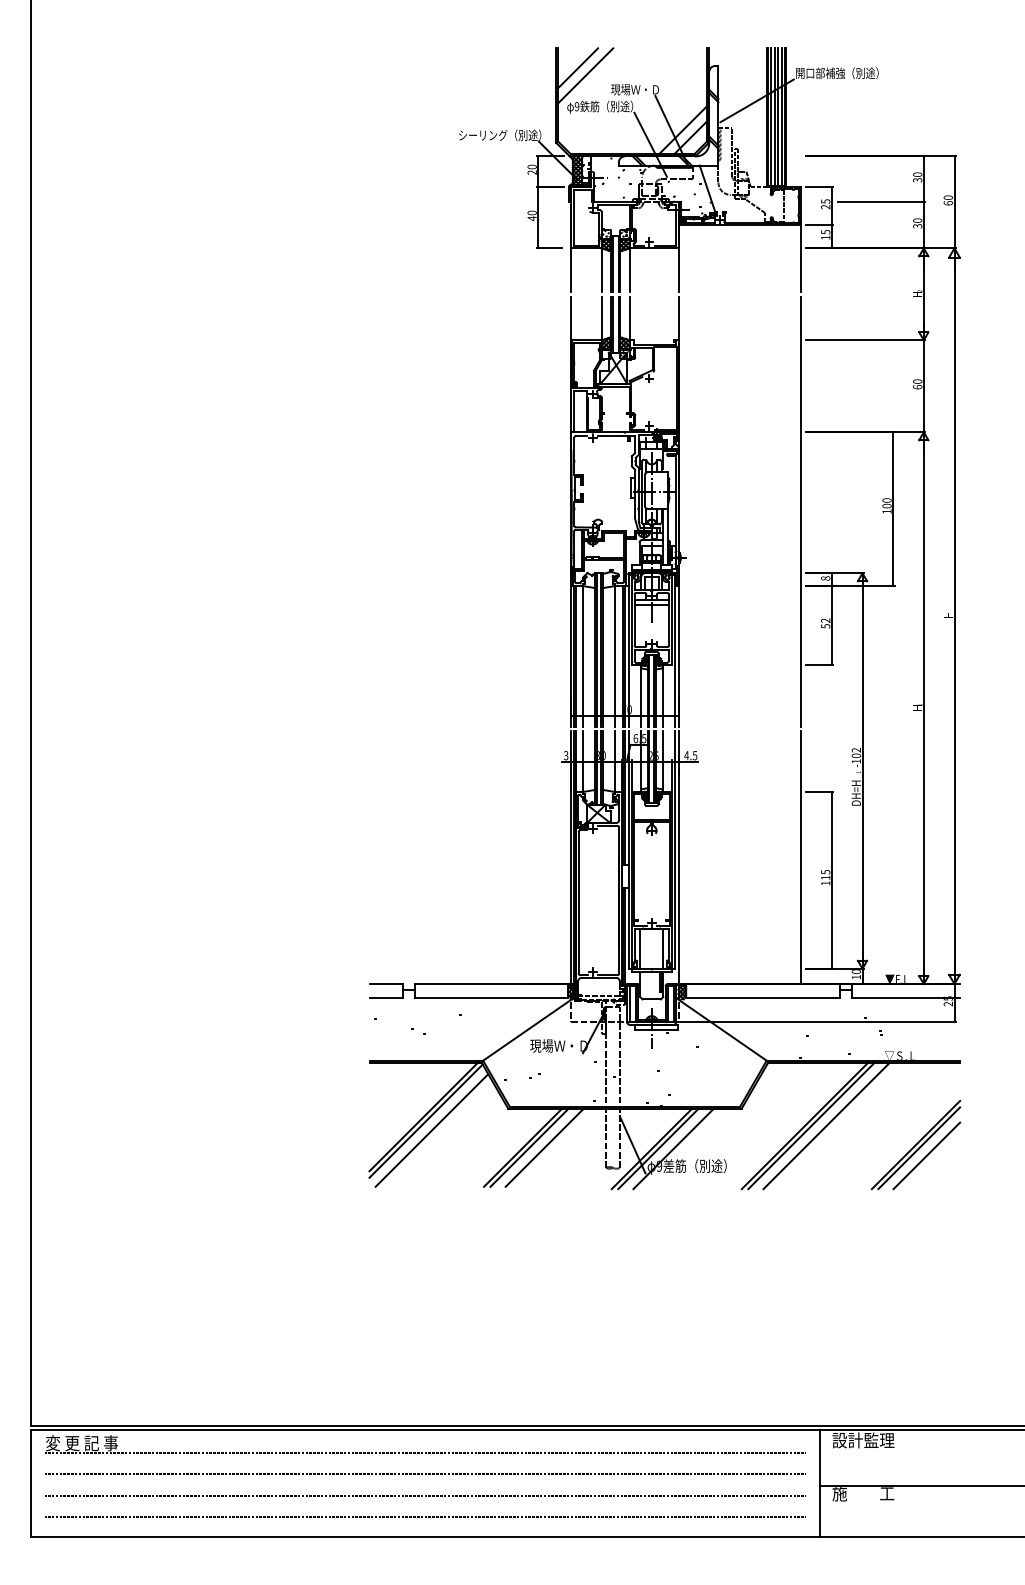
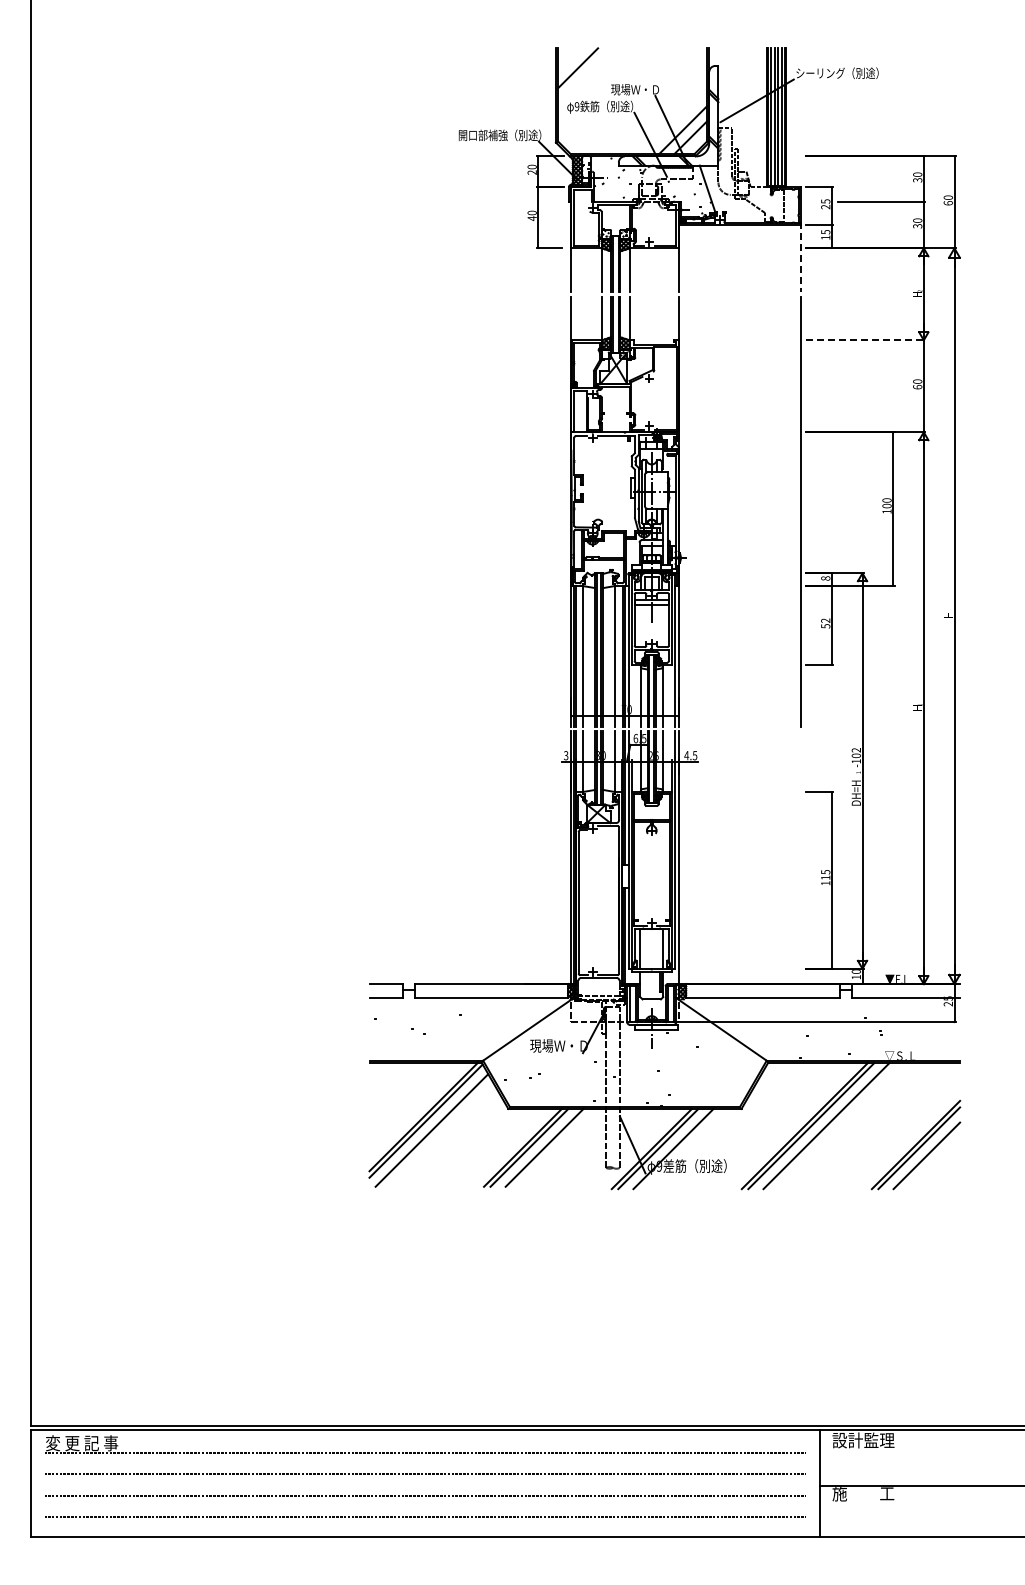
text: 開口部補強（別途） -> シーリング（別途） (820, 72)
line: present -> none (585, 75)
text: シーリング（別途） -> 開口部補強（別途） (482, 135)
line: solid -> dashed (801, 257)
line: solid -> dashed (865, 340)
line: present -> none (801, 857)
